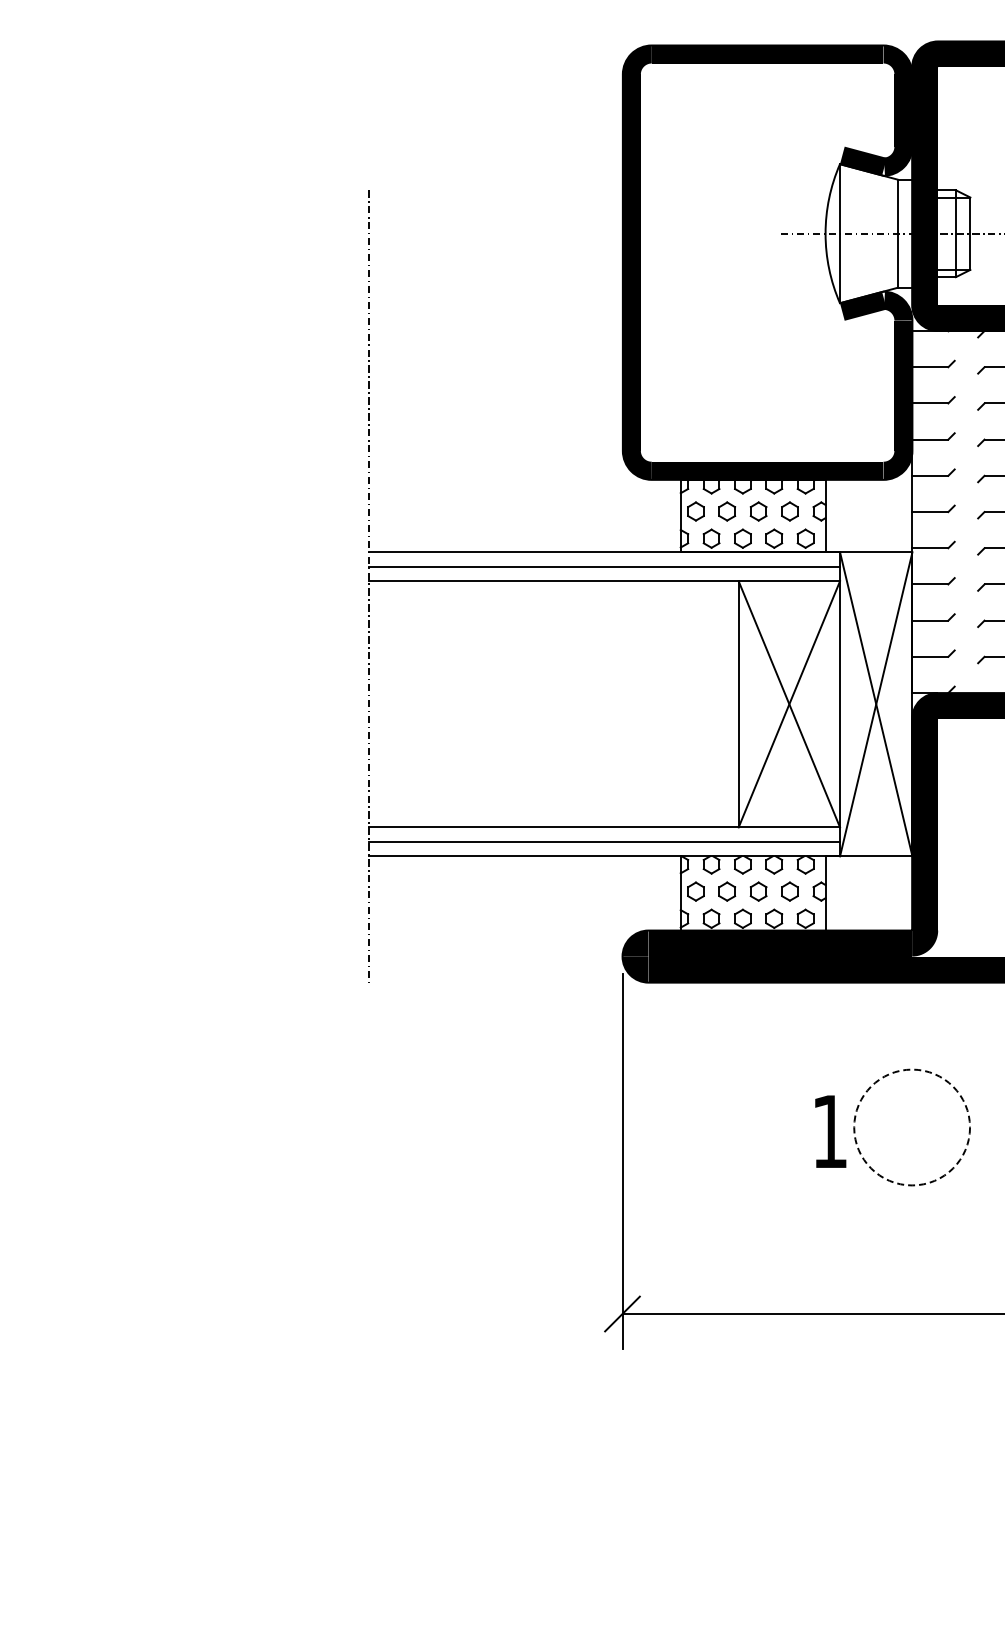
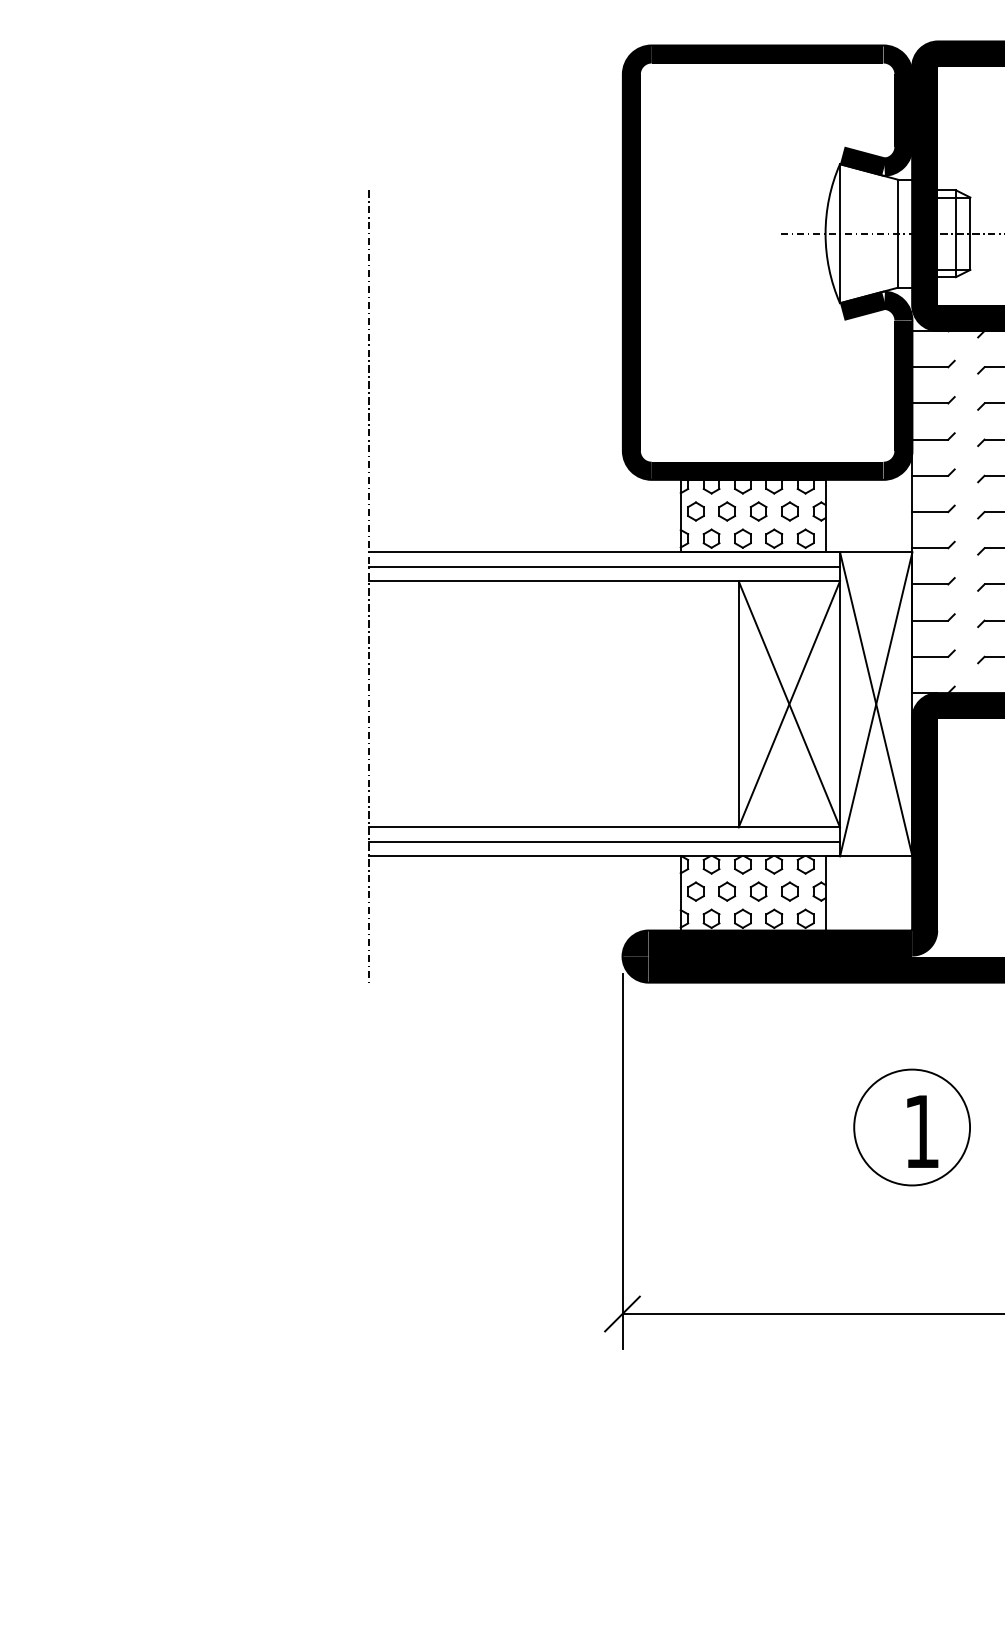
circle: dashed -> solid (912, 1127)
text position: (830, 1131) -> (922, 1131) (922, 1131)
